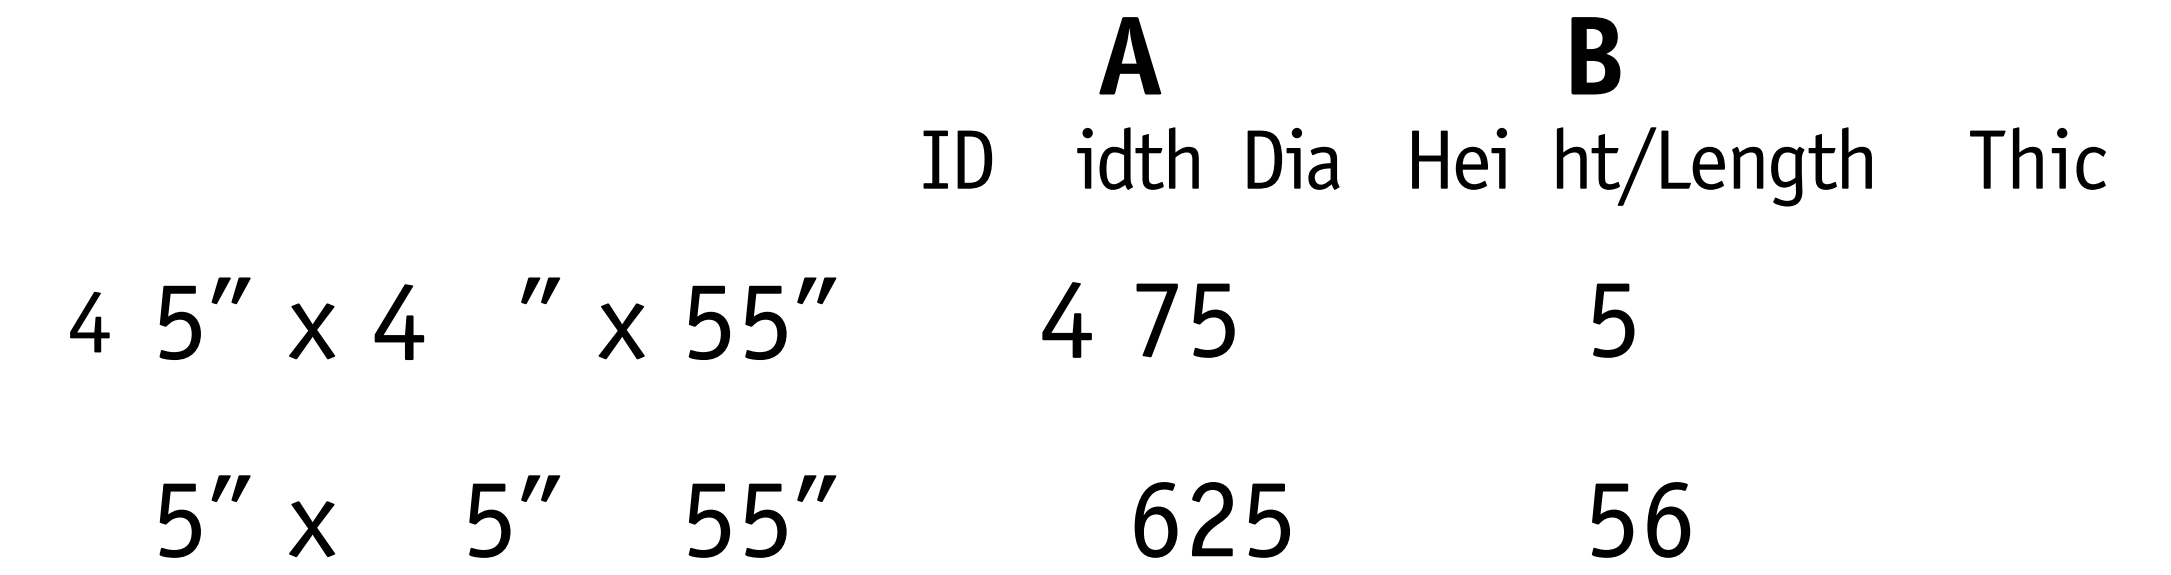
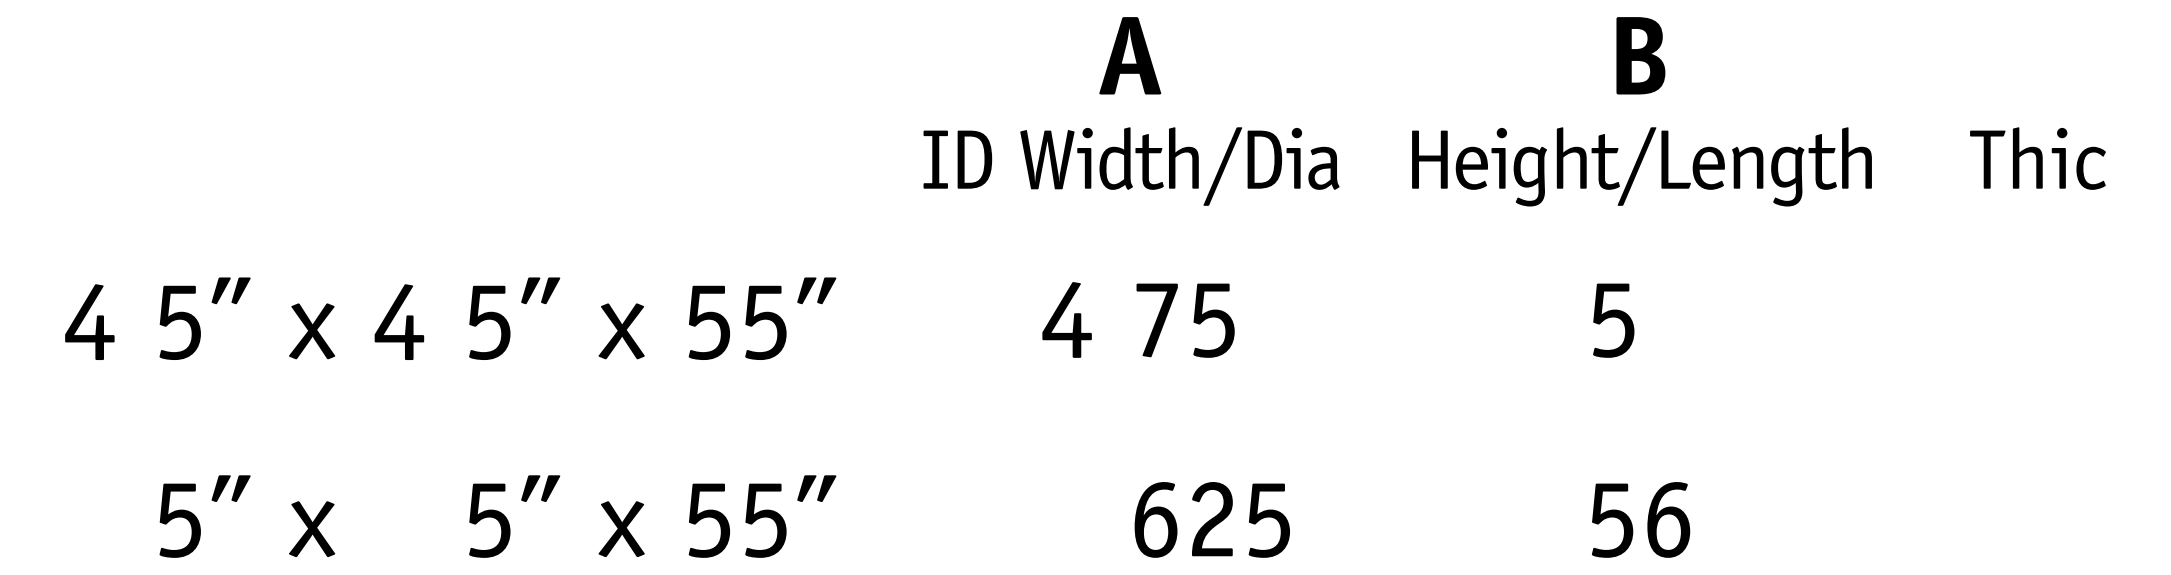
part position: (1595, 55) -> (1640, 55) (1640, 55)
fill: none -> present (1047, 159)
fill: none -> present (1222, 166)
part: none -> present (1529, 176)
part size: 40x62 px -> 50x76 px (89, 321)
fill: none -> present (489, 322)
part: none -> present (621, 528)
